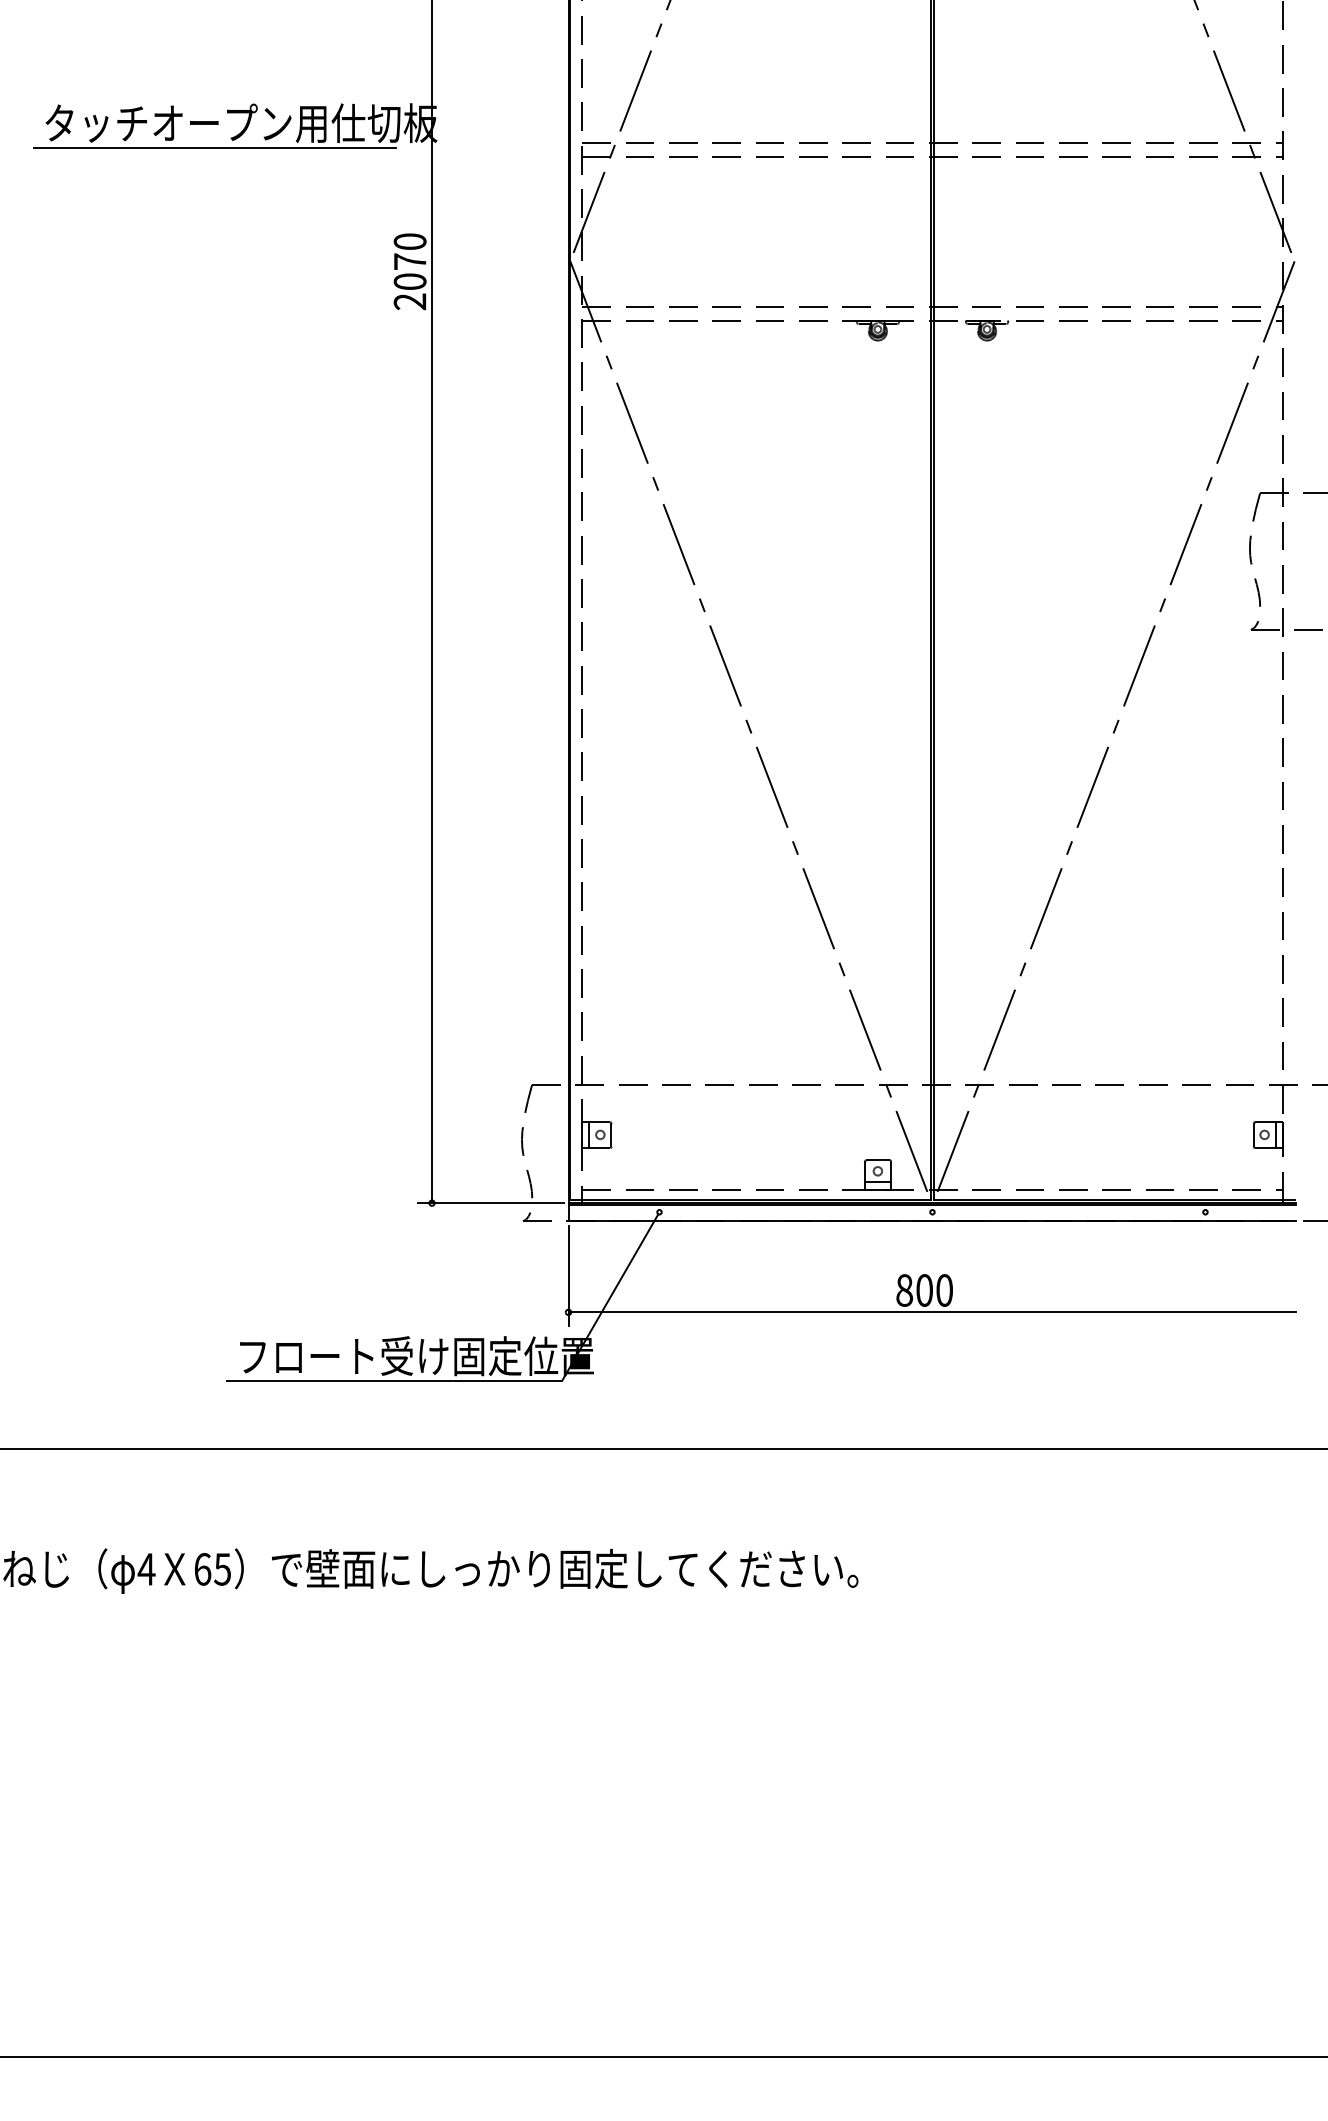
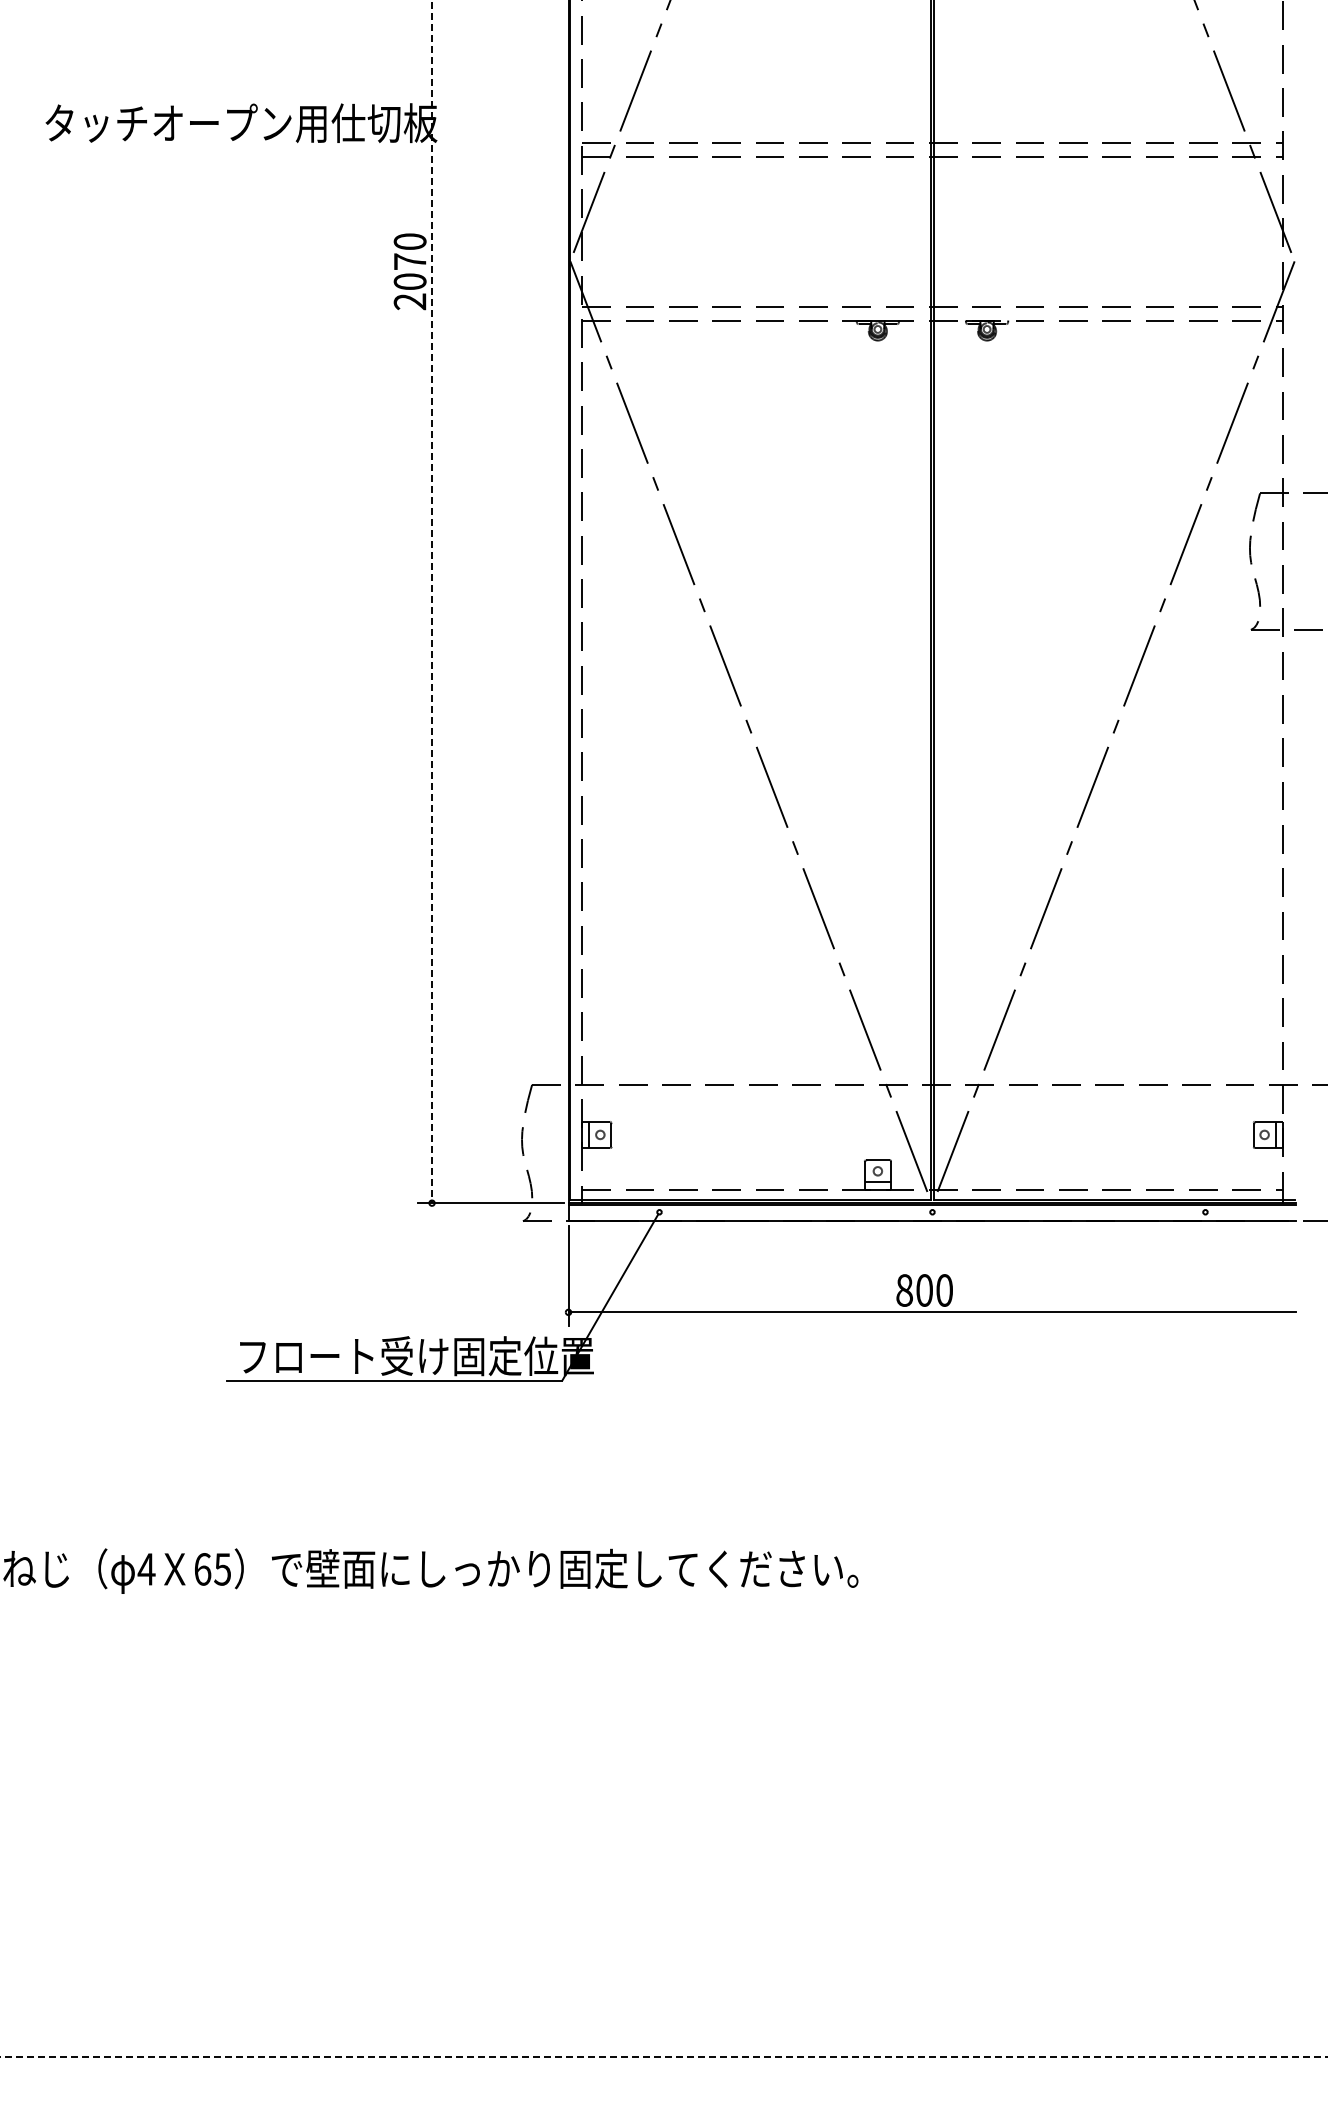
line: present -> none (214, 147)
line: solid -> dashed (432, 602)
line: present -> none (663, 1448)
line: solid -> dashed (664, 2057)
